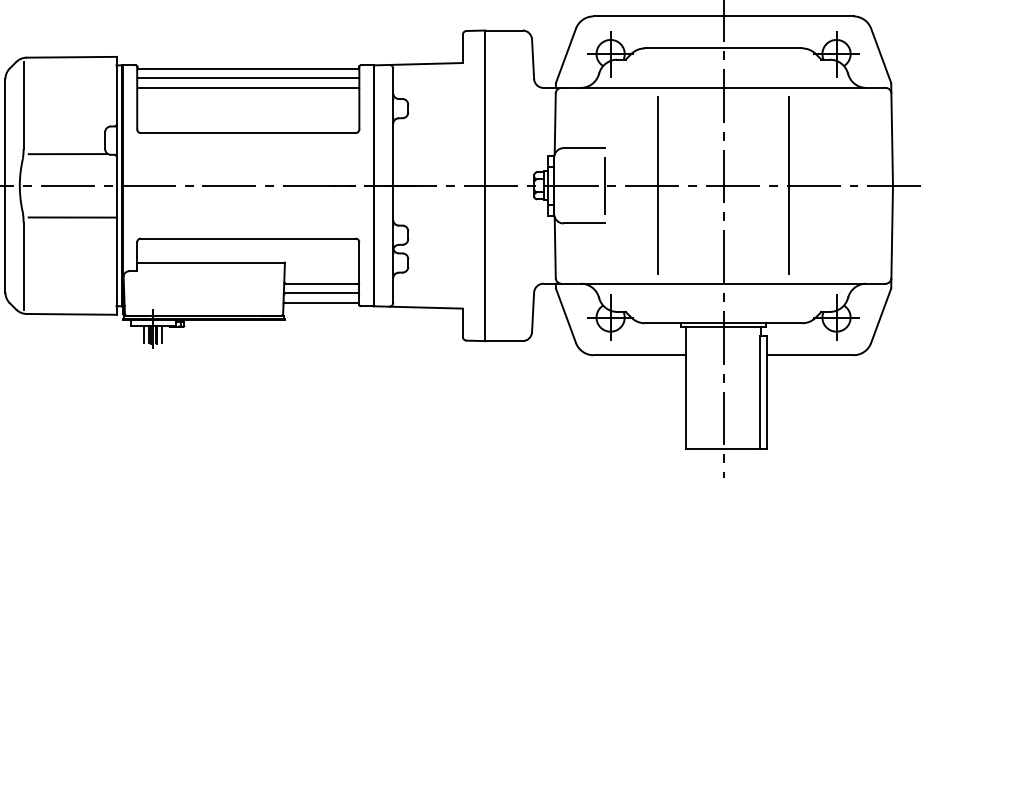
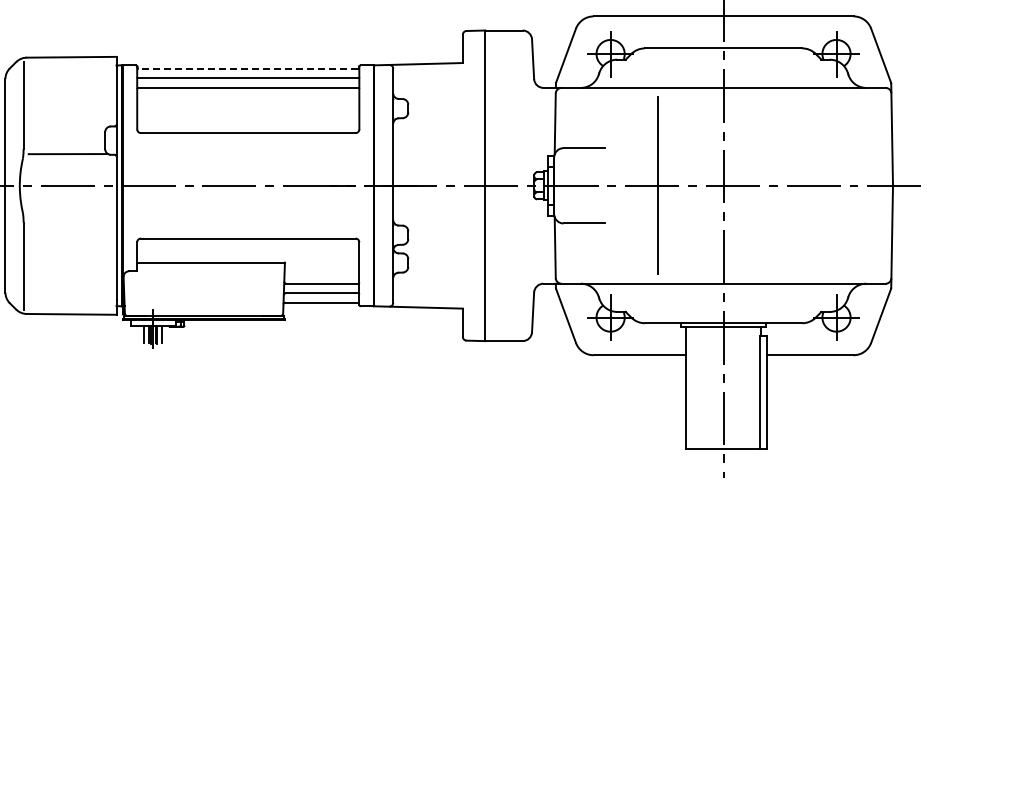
line: solid -> dashed (248, 69)
line: present -> none (604, 185)
line: present -> none (789, 185)
line: present -> none (72, 217)
